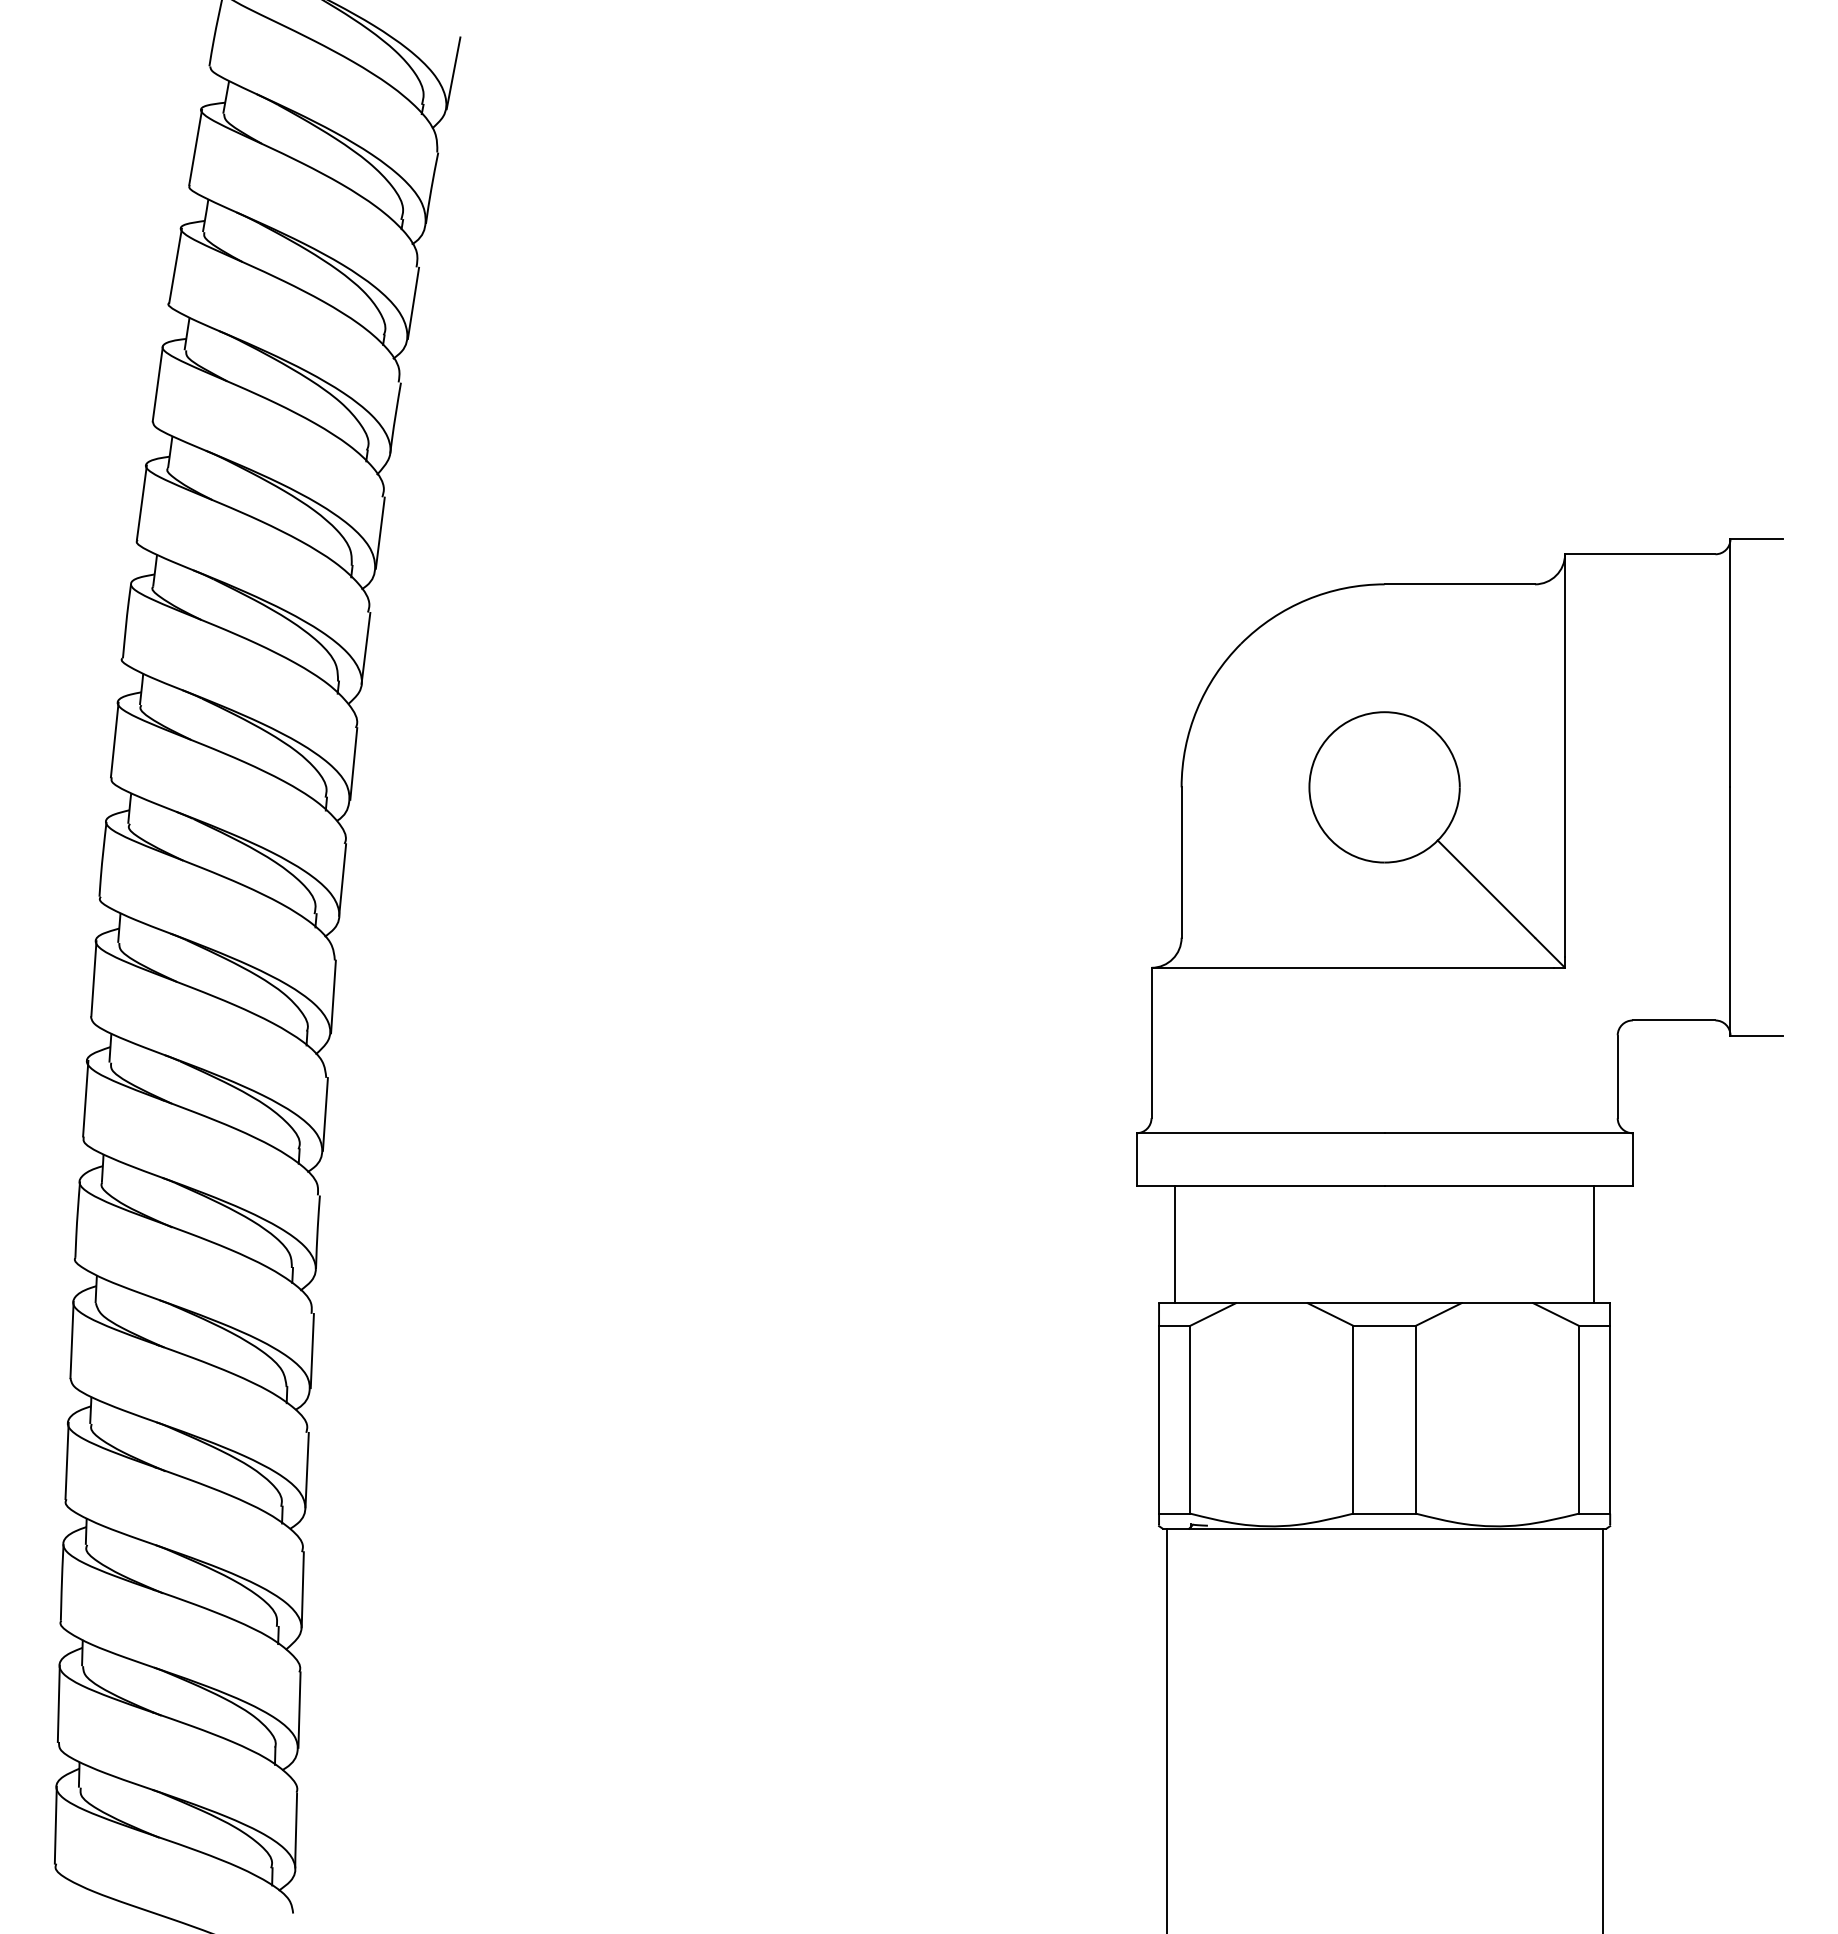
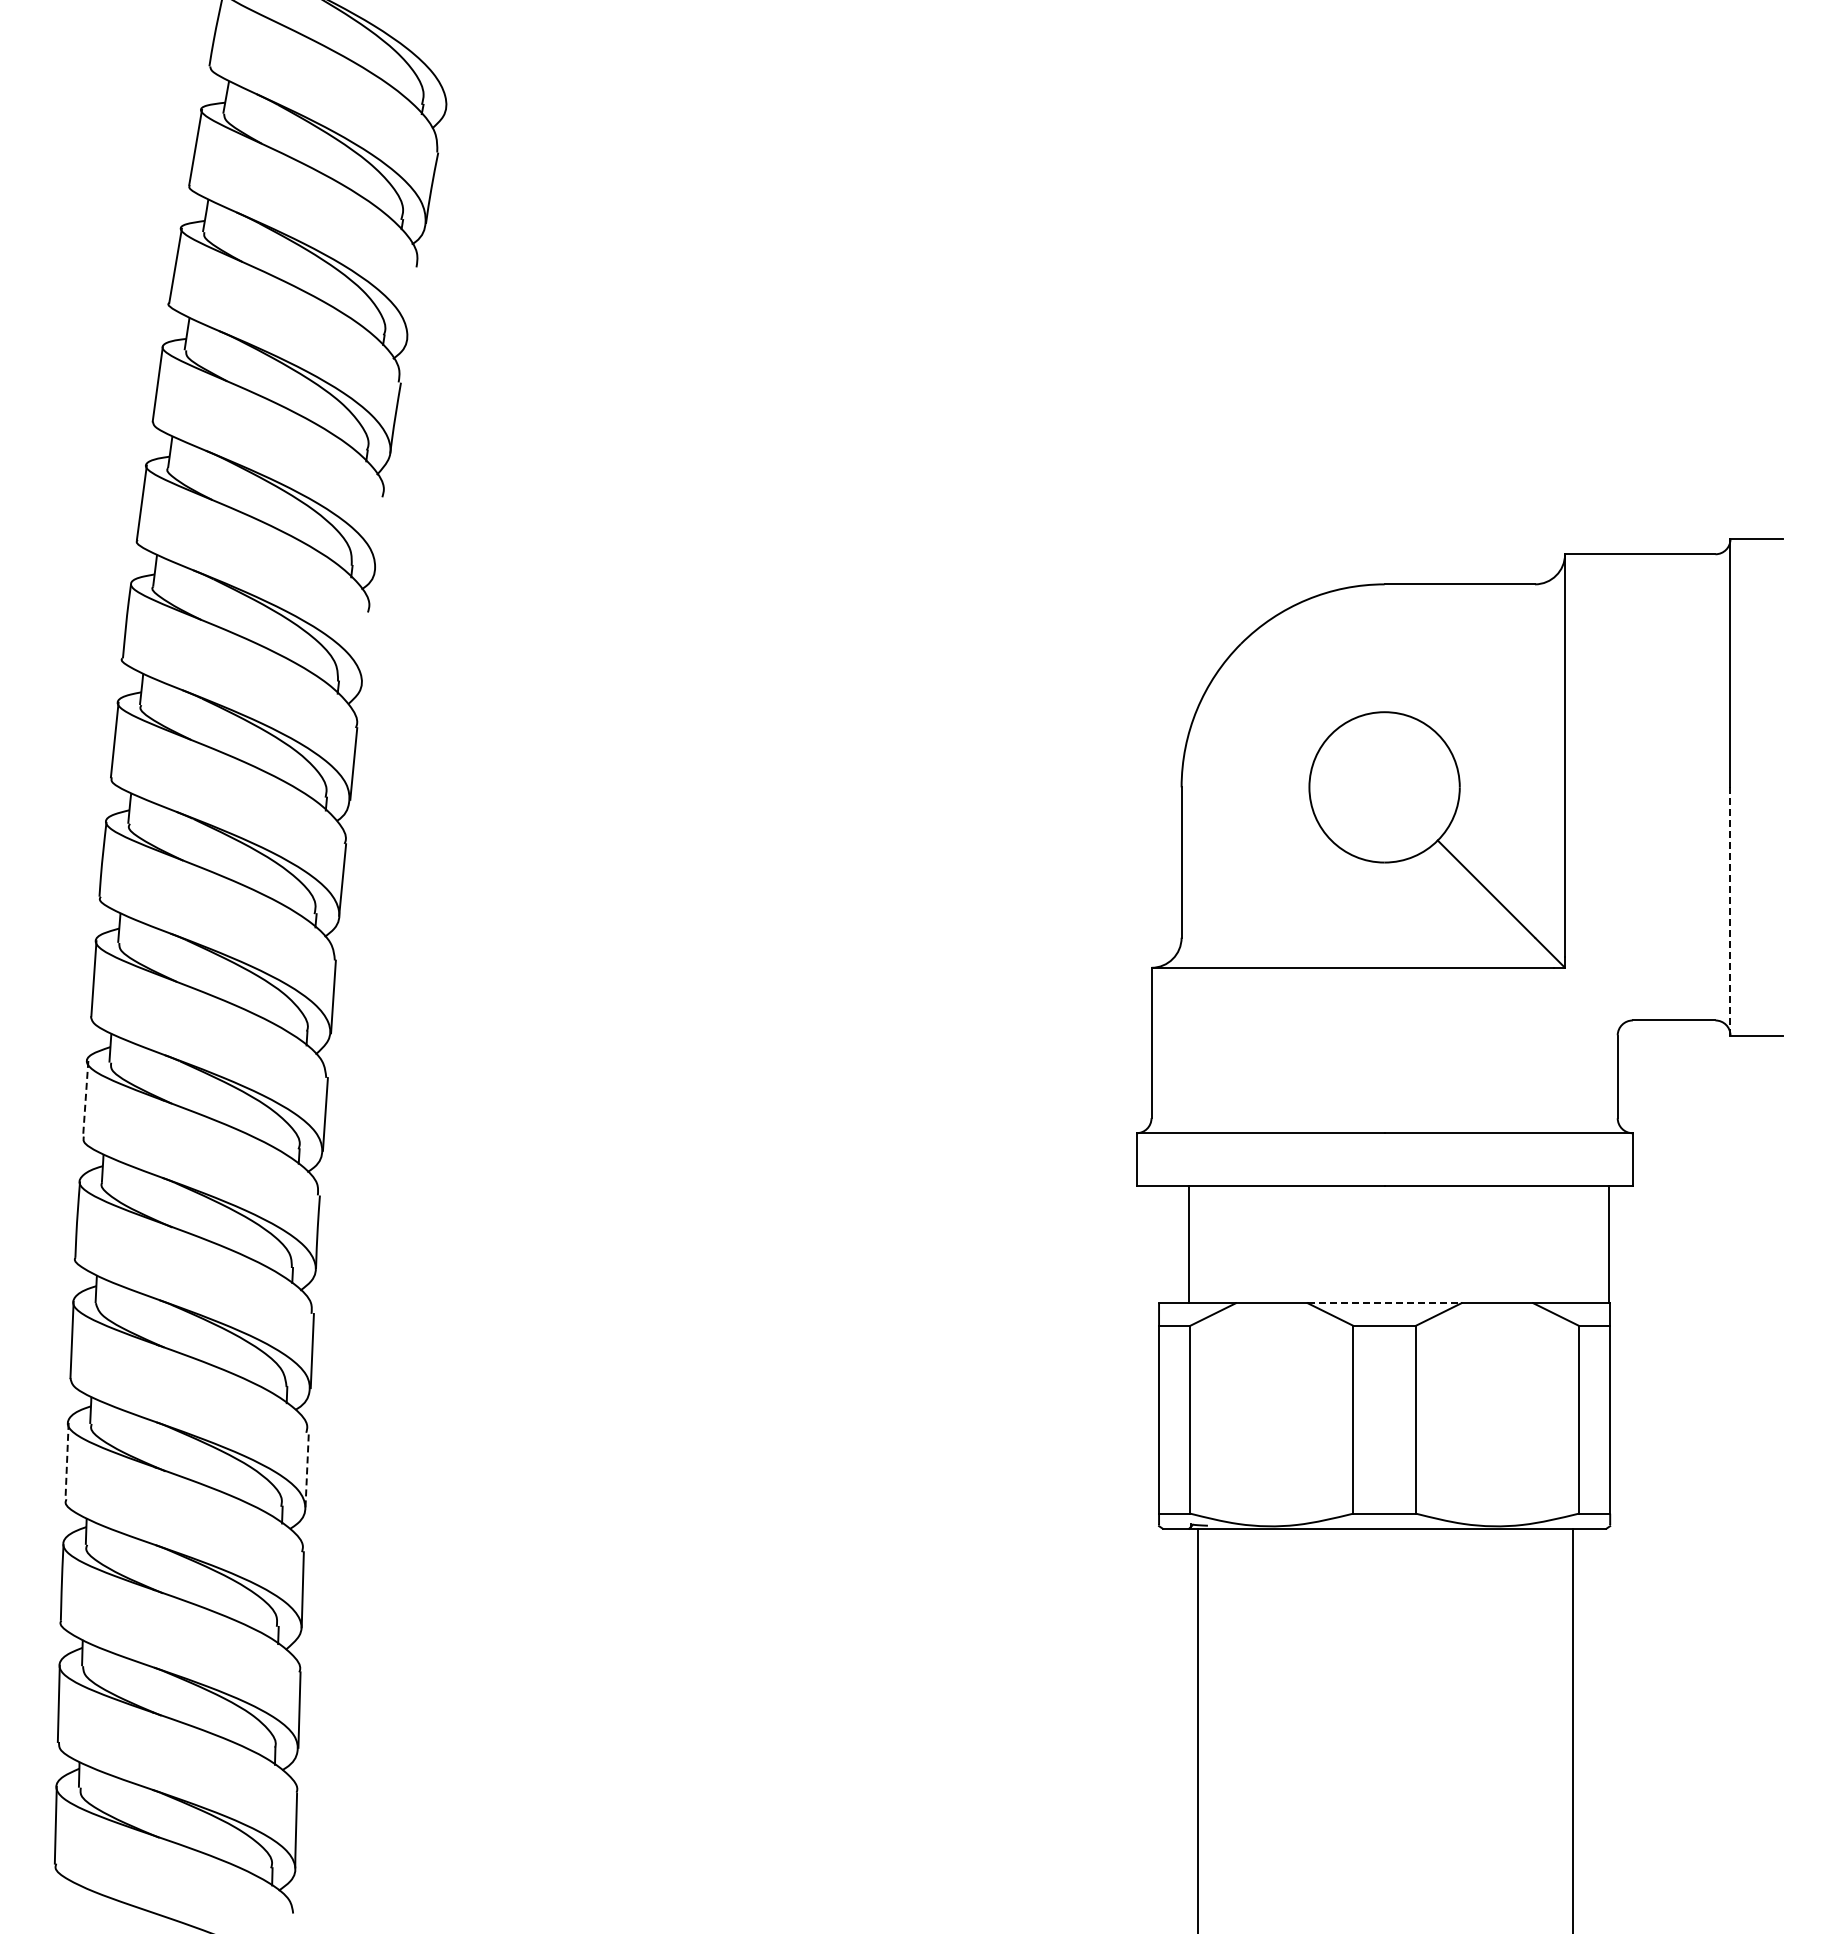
line: present -> none (453, 73)
line: present -> none (413, 302)
line: present -> none (379, 532)
line: present -> none (365, 647)
line: solid -> dashed (1730, 910)
line: solid -> dashed (85, 1098)
line position: (1174, 1244) -> (1188, 1244) (1188, 1244)
line position: (1594, 1244) -> (1609, 1244) (1609, 1244)
line: solid -> dashed (1384, 1303)
line: solid -> dashed (67, 1461)
line: solid -> dashed (307, 1469)
line position: (1166, 1729) -> (1197, 1729) (1197, 1729)
line position: (1602, 1729) -> (1572, 1729) (1572, 1729)
